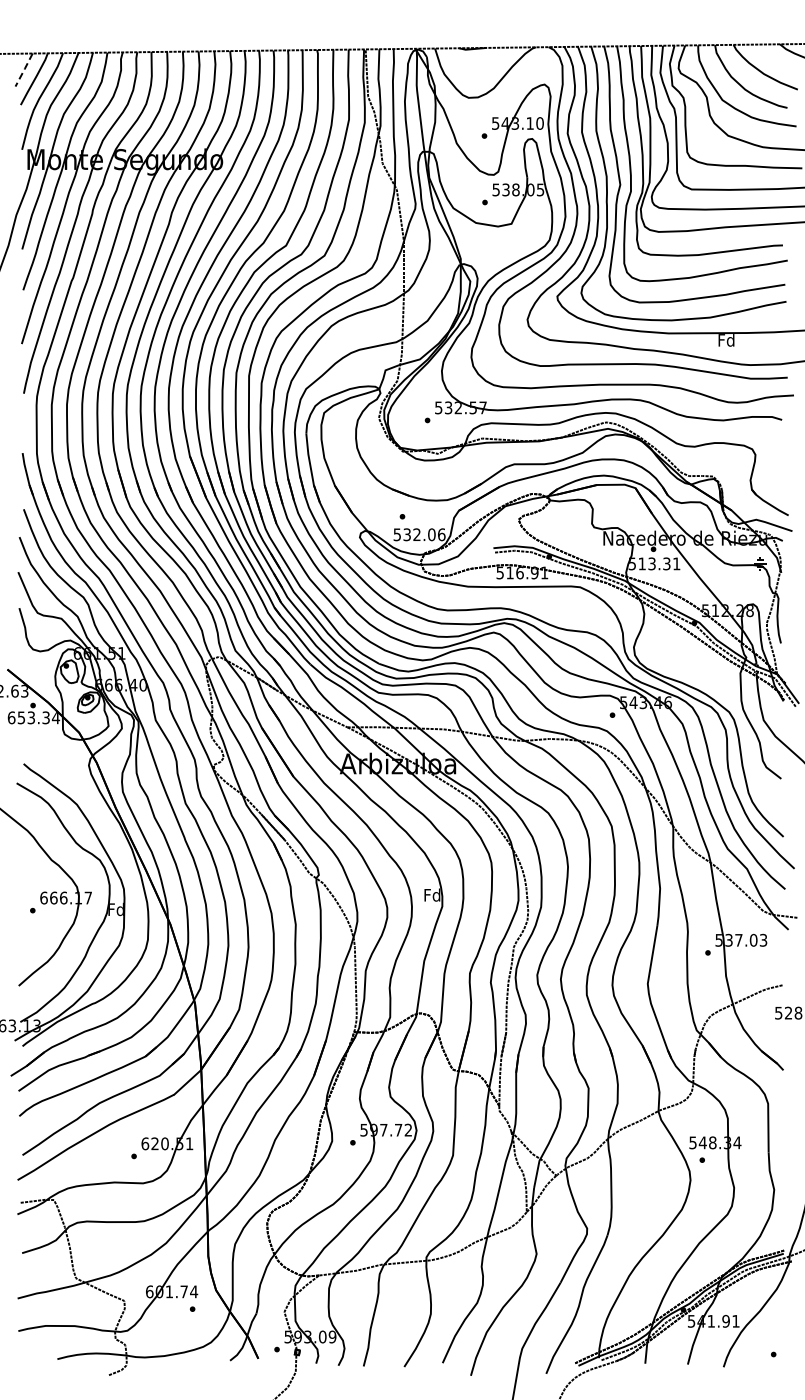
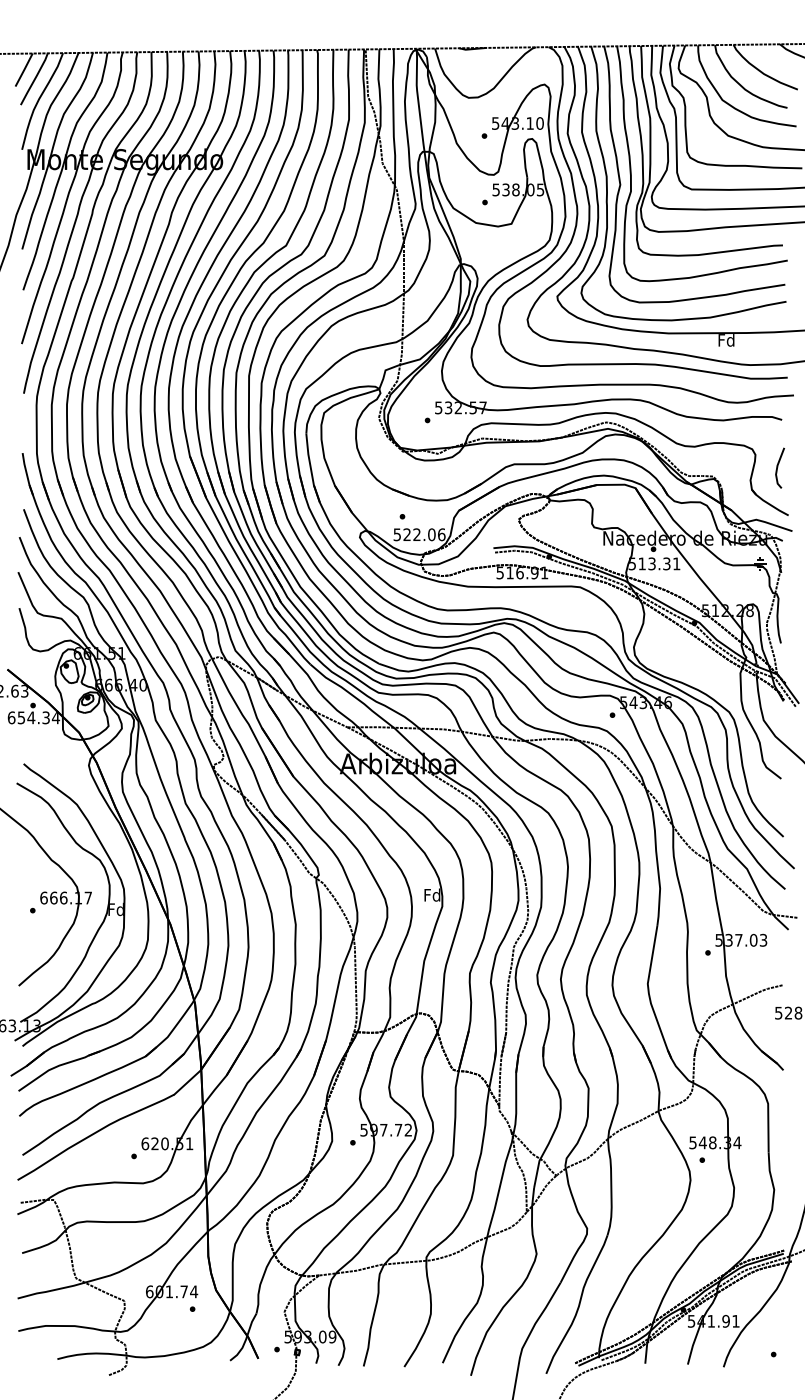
line: dashed -> solid (24, 69)
line: none -> present (778, 467)
text: 532.06 -> 522.06 (406, 534)
text: 653.34 -> 654.34 (31, 717)
